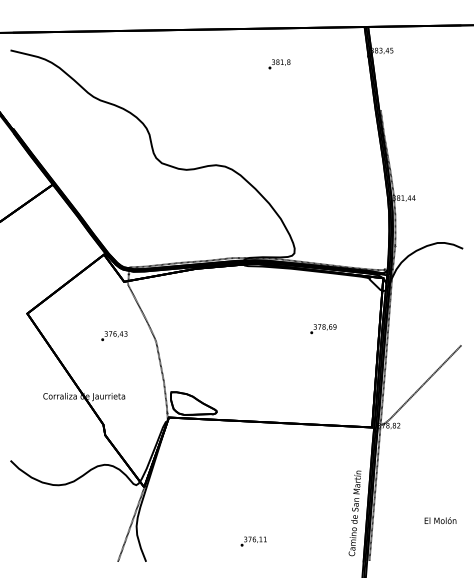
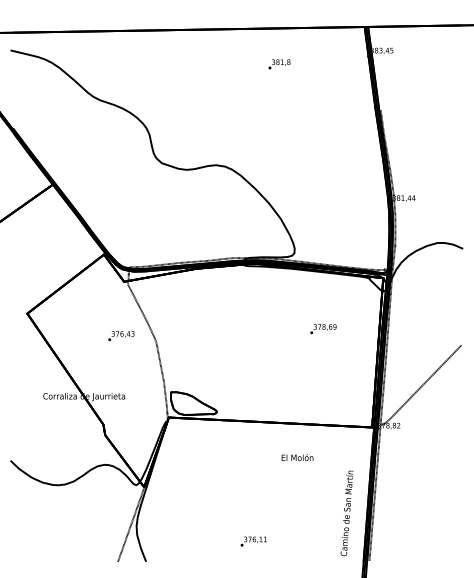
text position: (114, 336) -> (121, 336) (121, 336)
text position: (354, 513) -> (346, 513) (346, 513)
text position: (440, 520) -> (297, 457) (297, 457)
